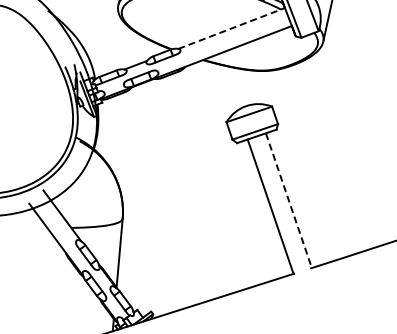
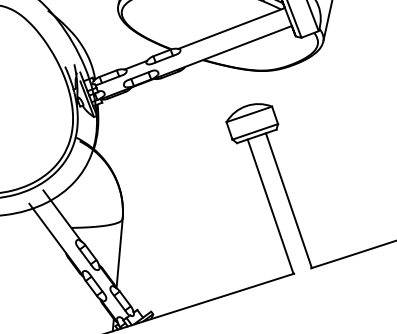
line: dashed -> solid (232, 28)
line: dashed -> solid (289, 201)
